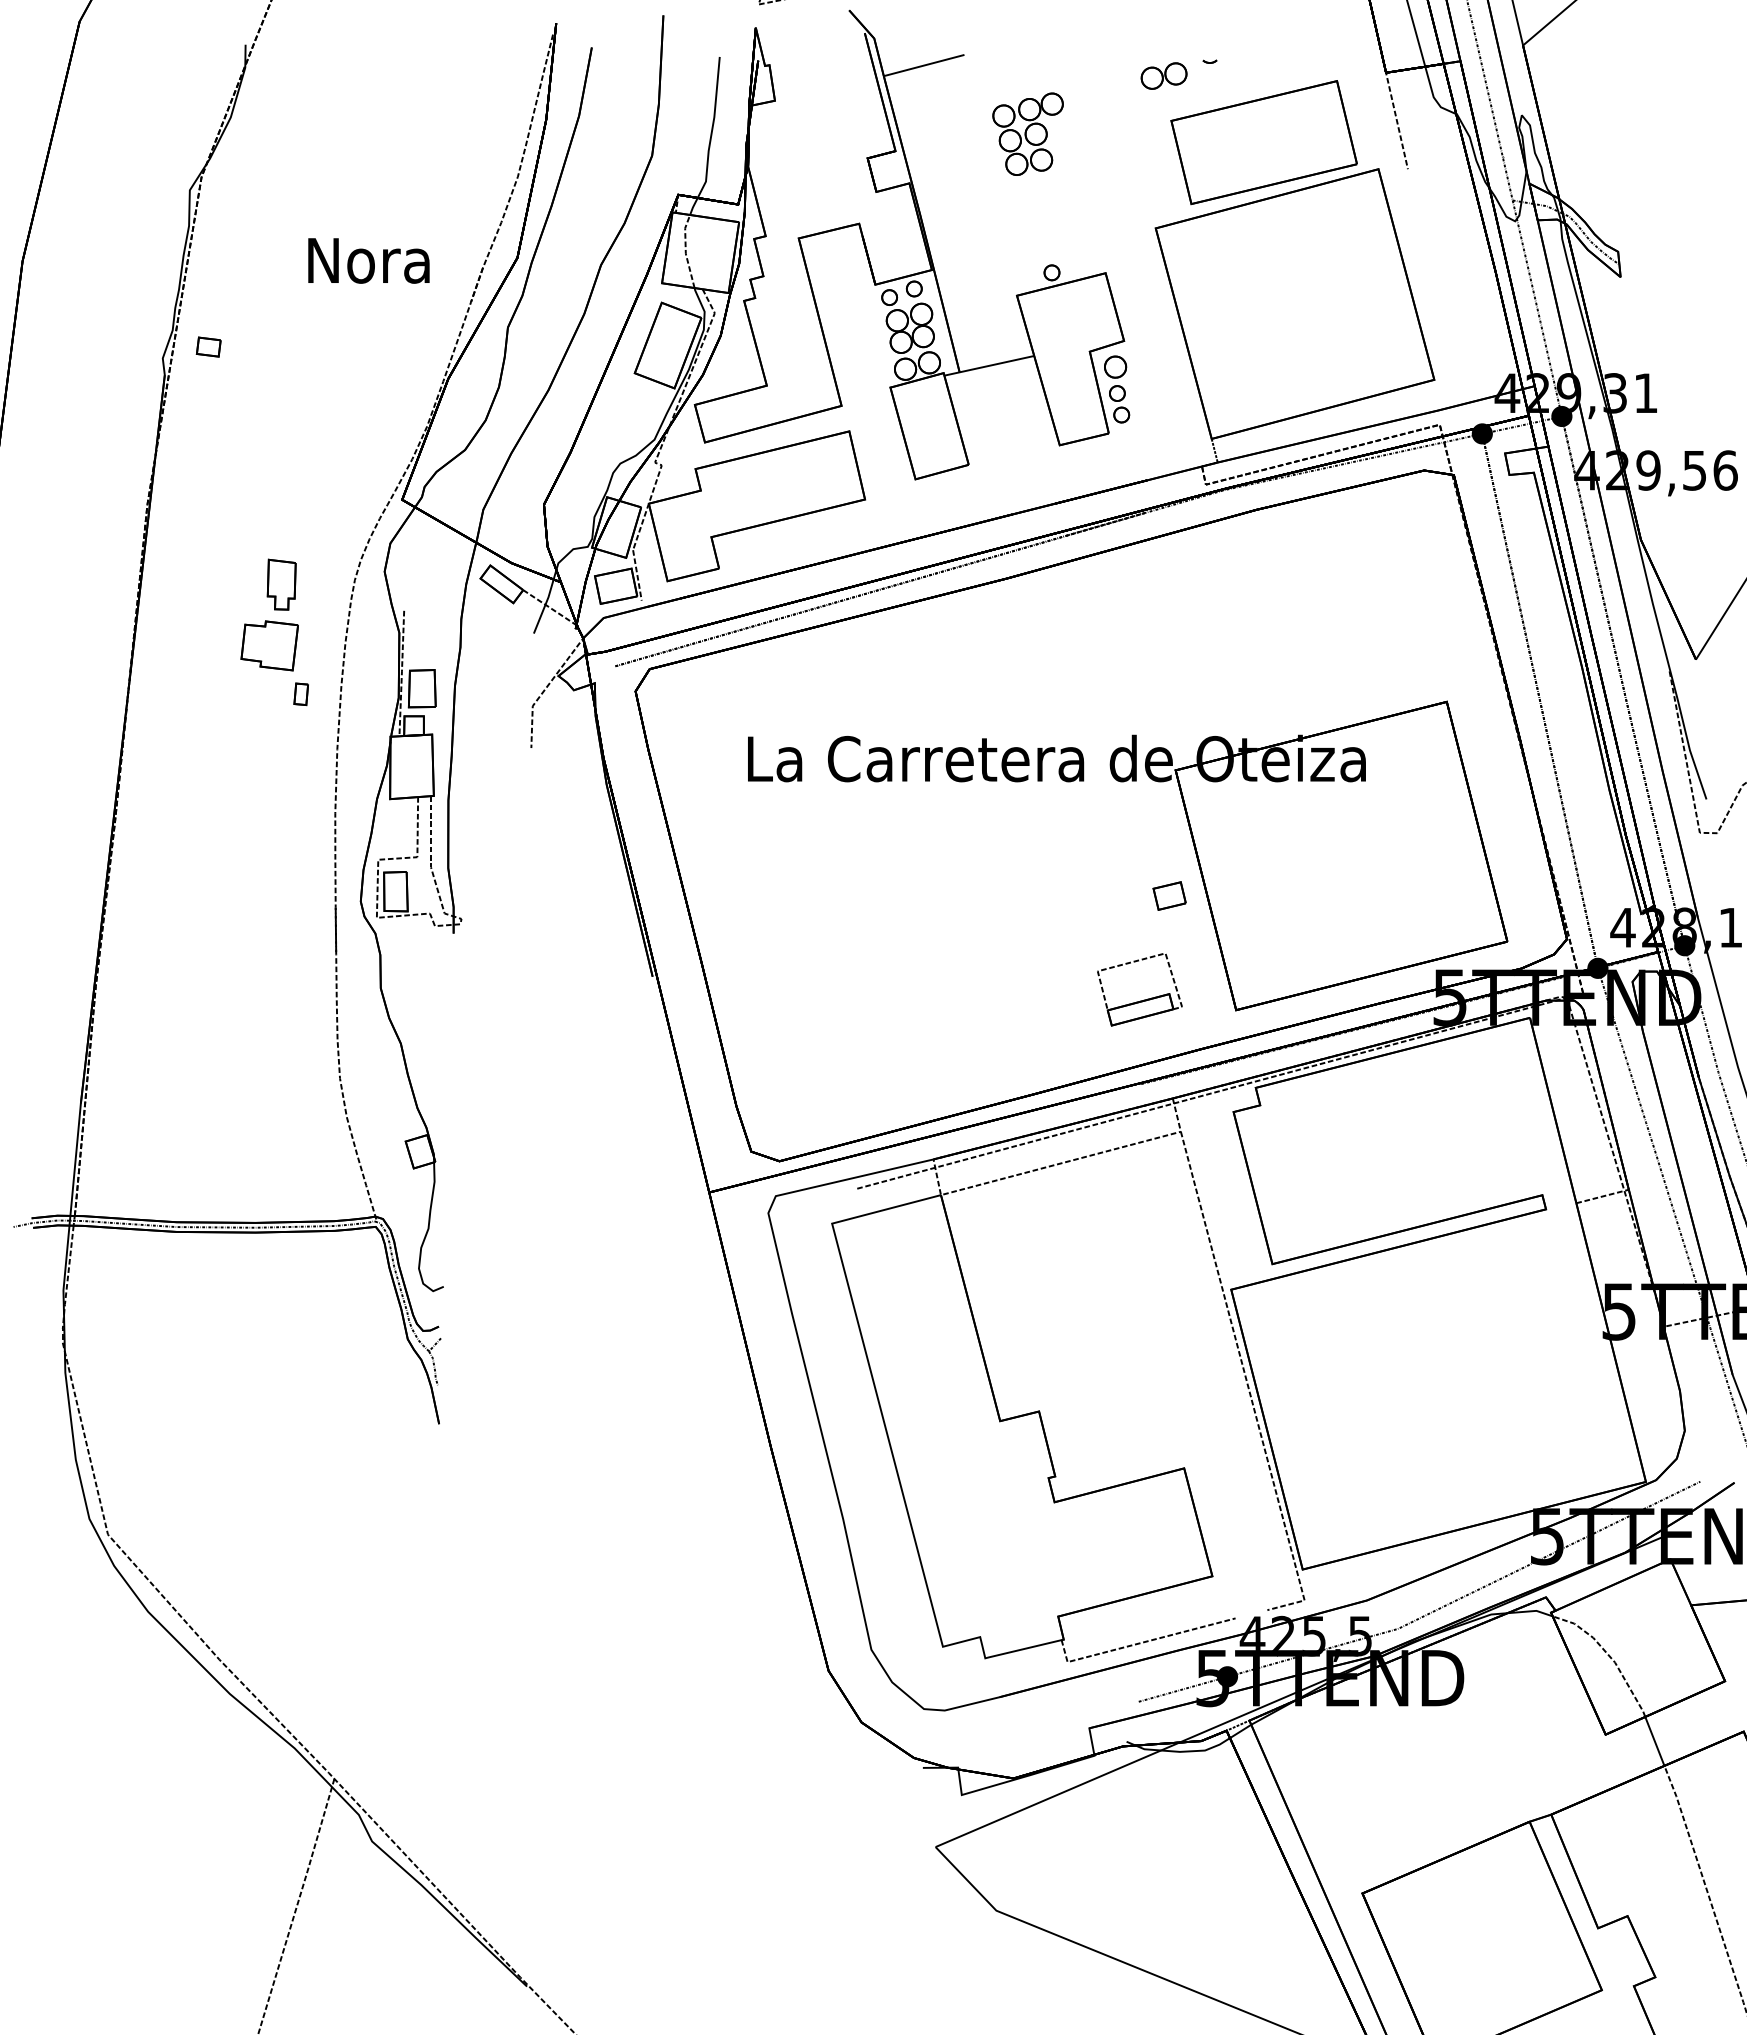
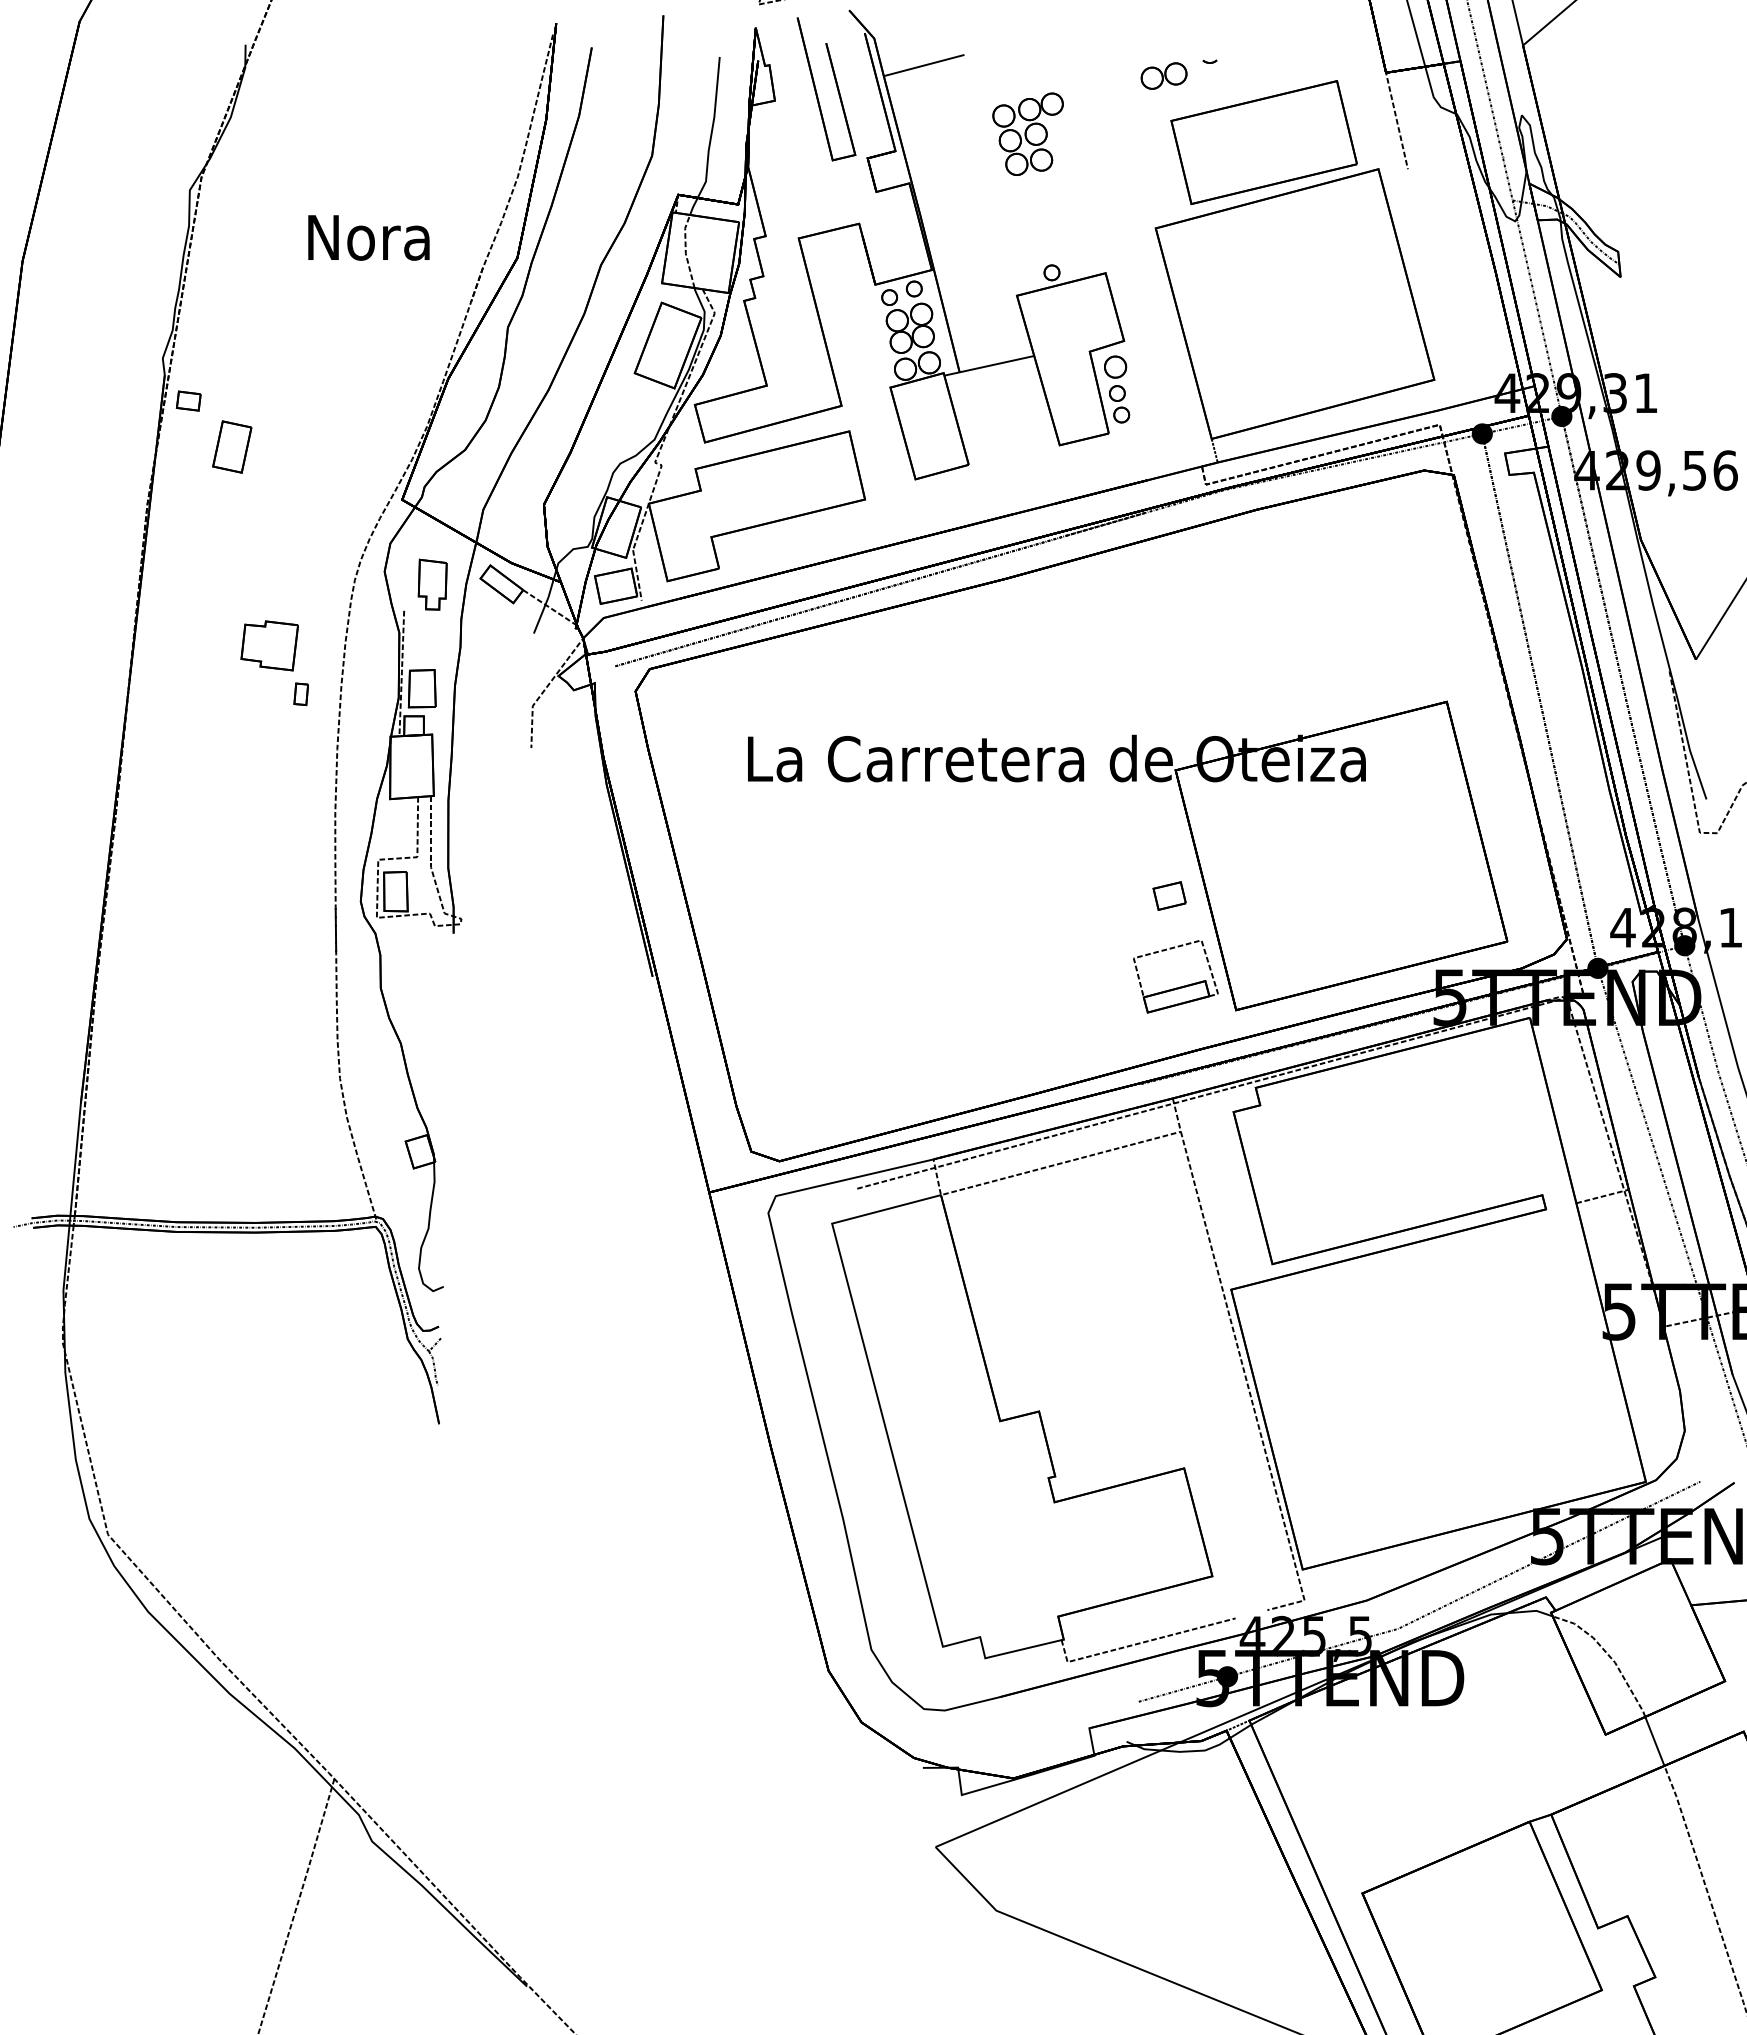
part: none -> present (817, 93)
text position: (368, 260) -> (368, 237) (368, 237)
part position: (208, 346) -> (188, 400) (188, 400)
part: none -> present (232, 446)
part position: (281, 584) -> (432, 584) (432, 584)
part position: (1140, 1000) -> (1176, 987) (1176, 987)
